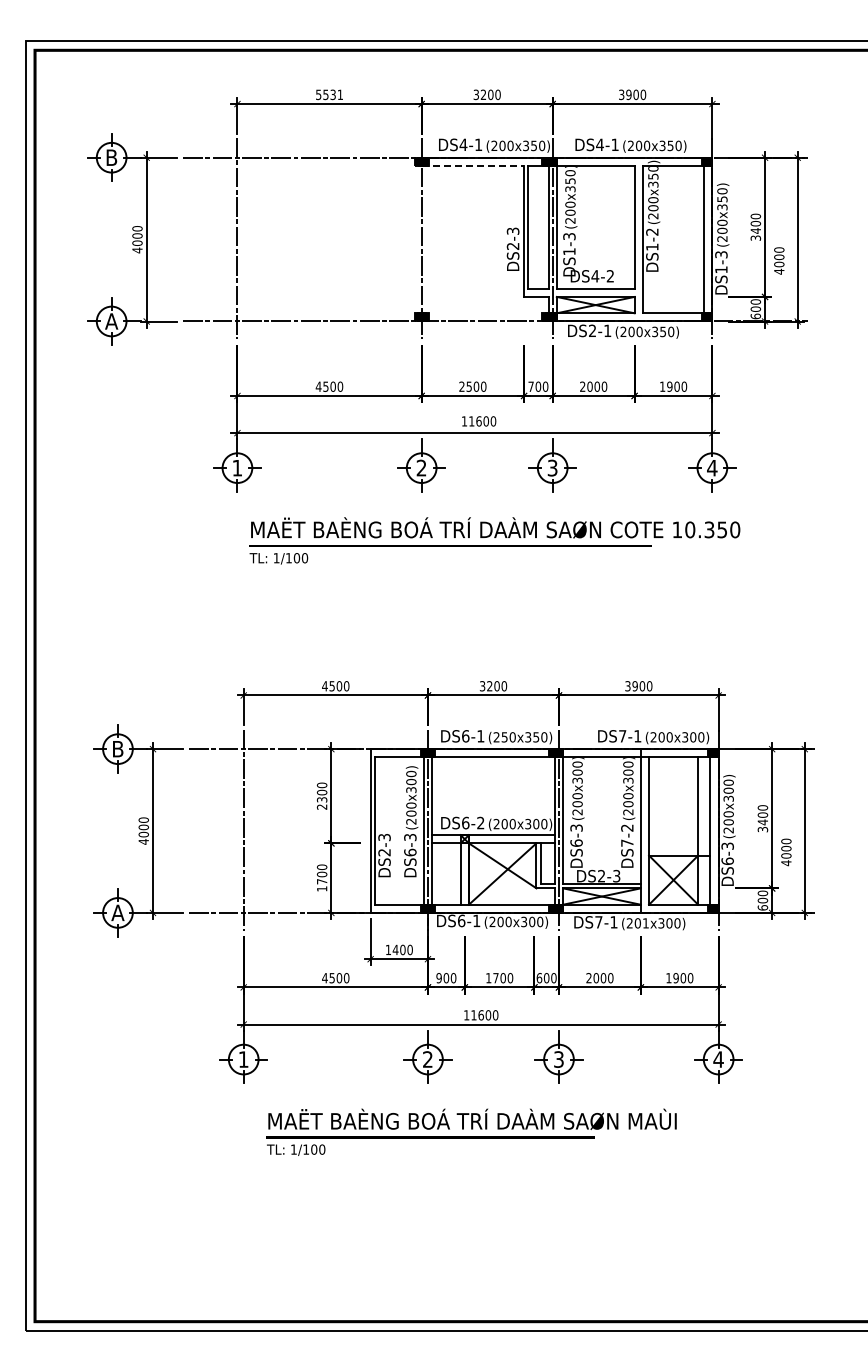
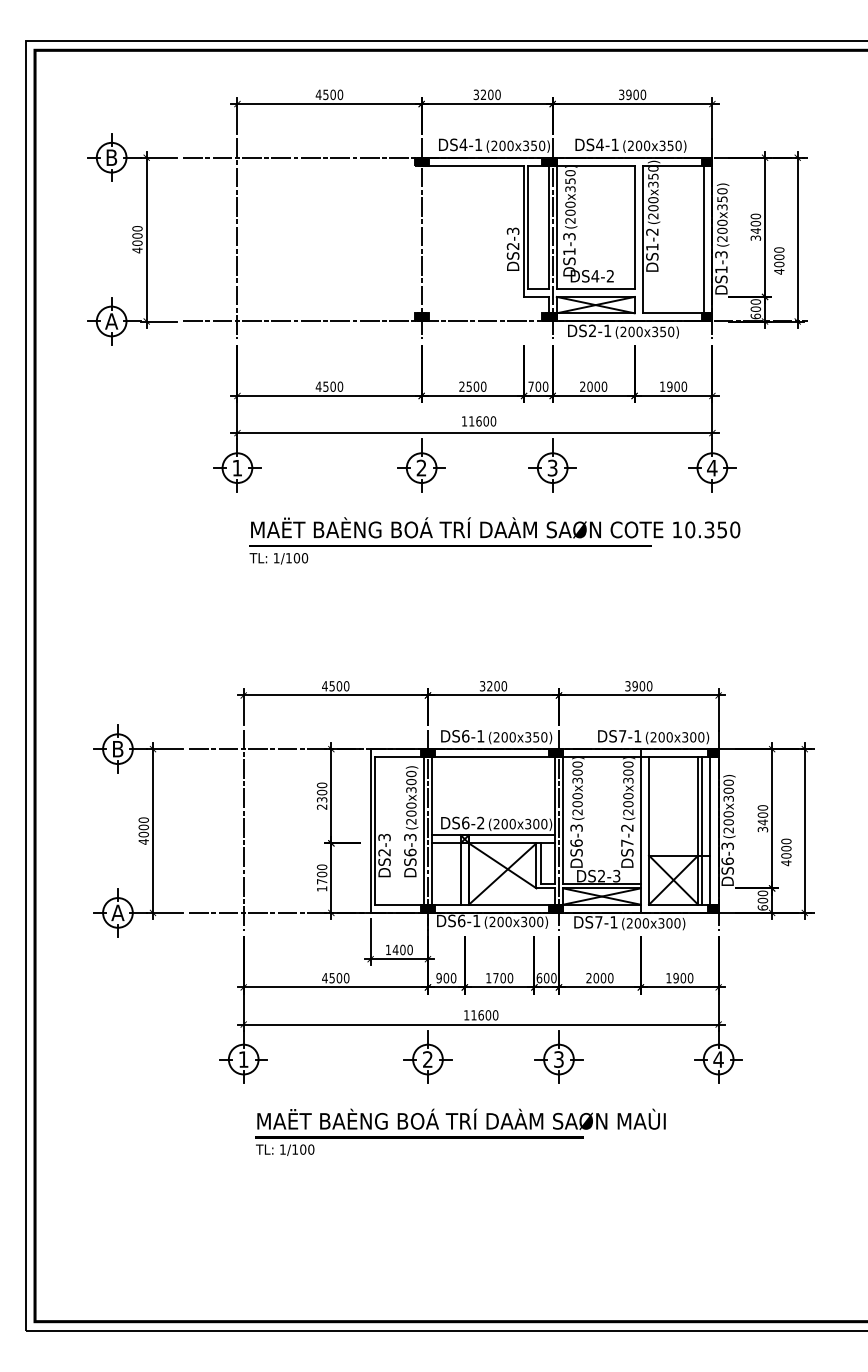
text: 5531 -> 4500 (329, 94)
line: dashed -> solid (473, 165)
text: (250x350) -> (200x350) (504, 737)
line: none -> present (702, 830)
text: (201x300) -> (200x300) (645, 923)
text position: (471, 1131) -> (460, 1131) (460, 1131)
